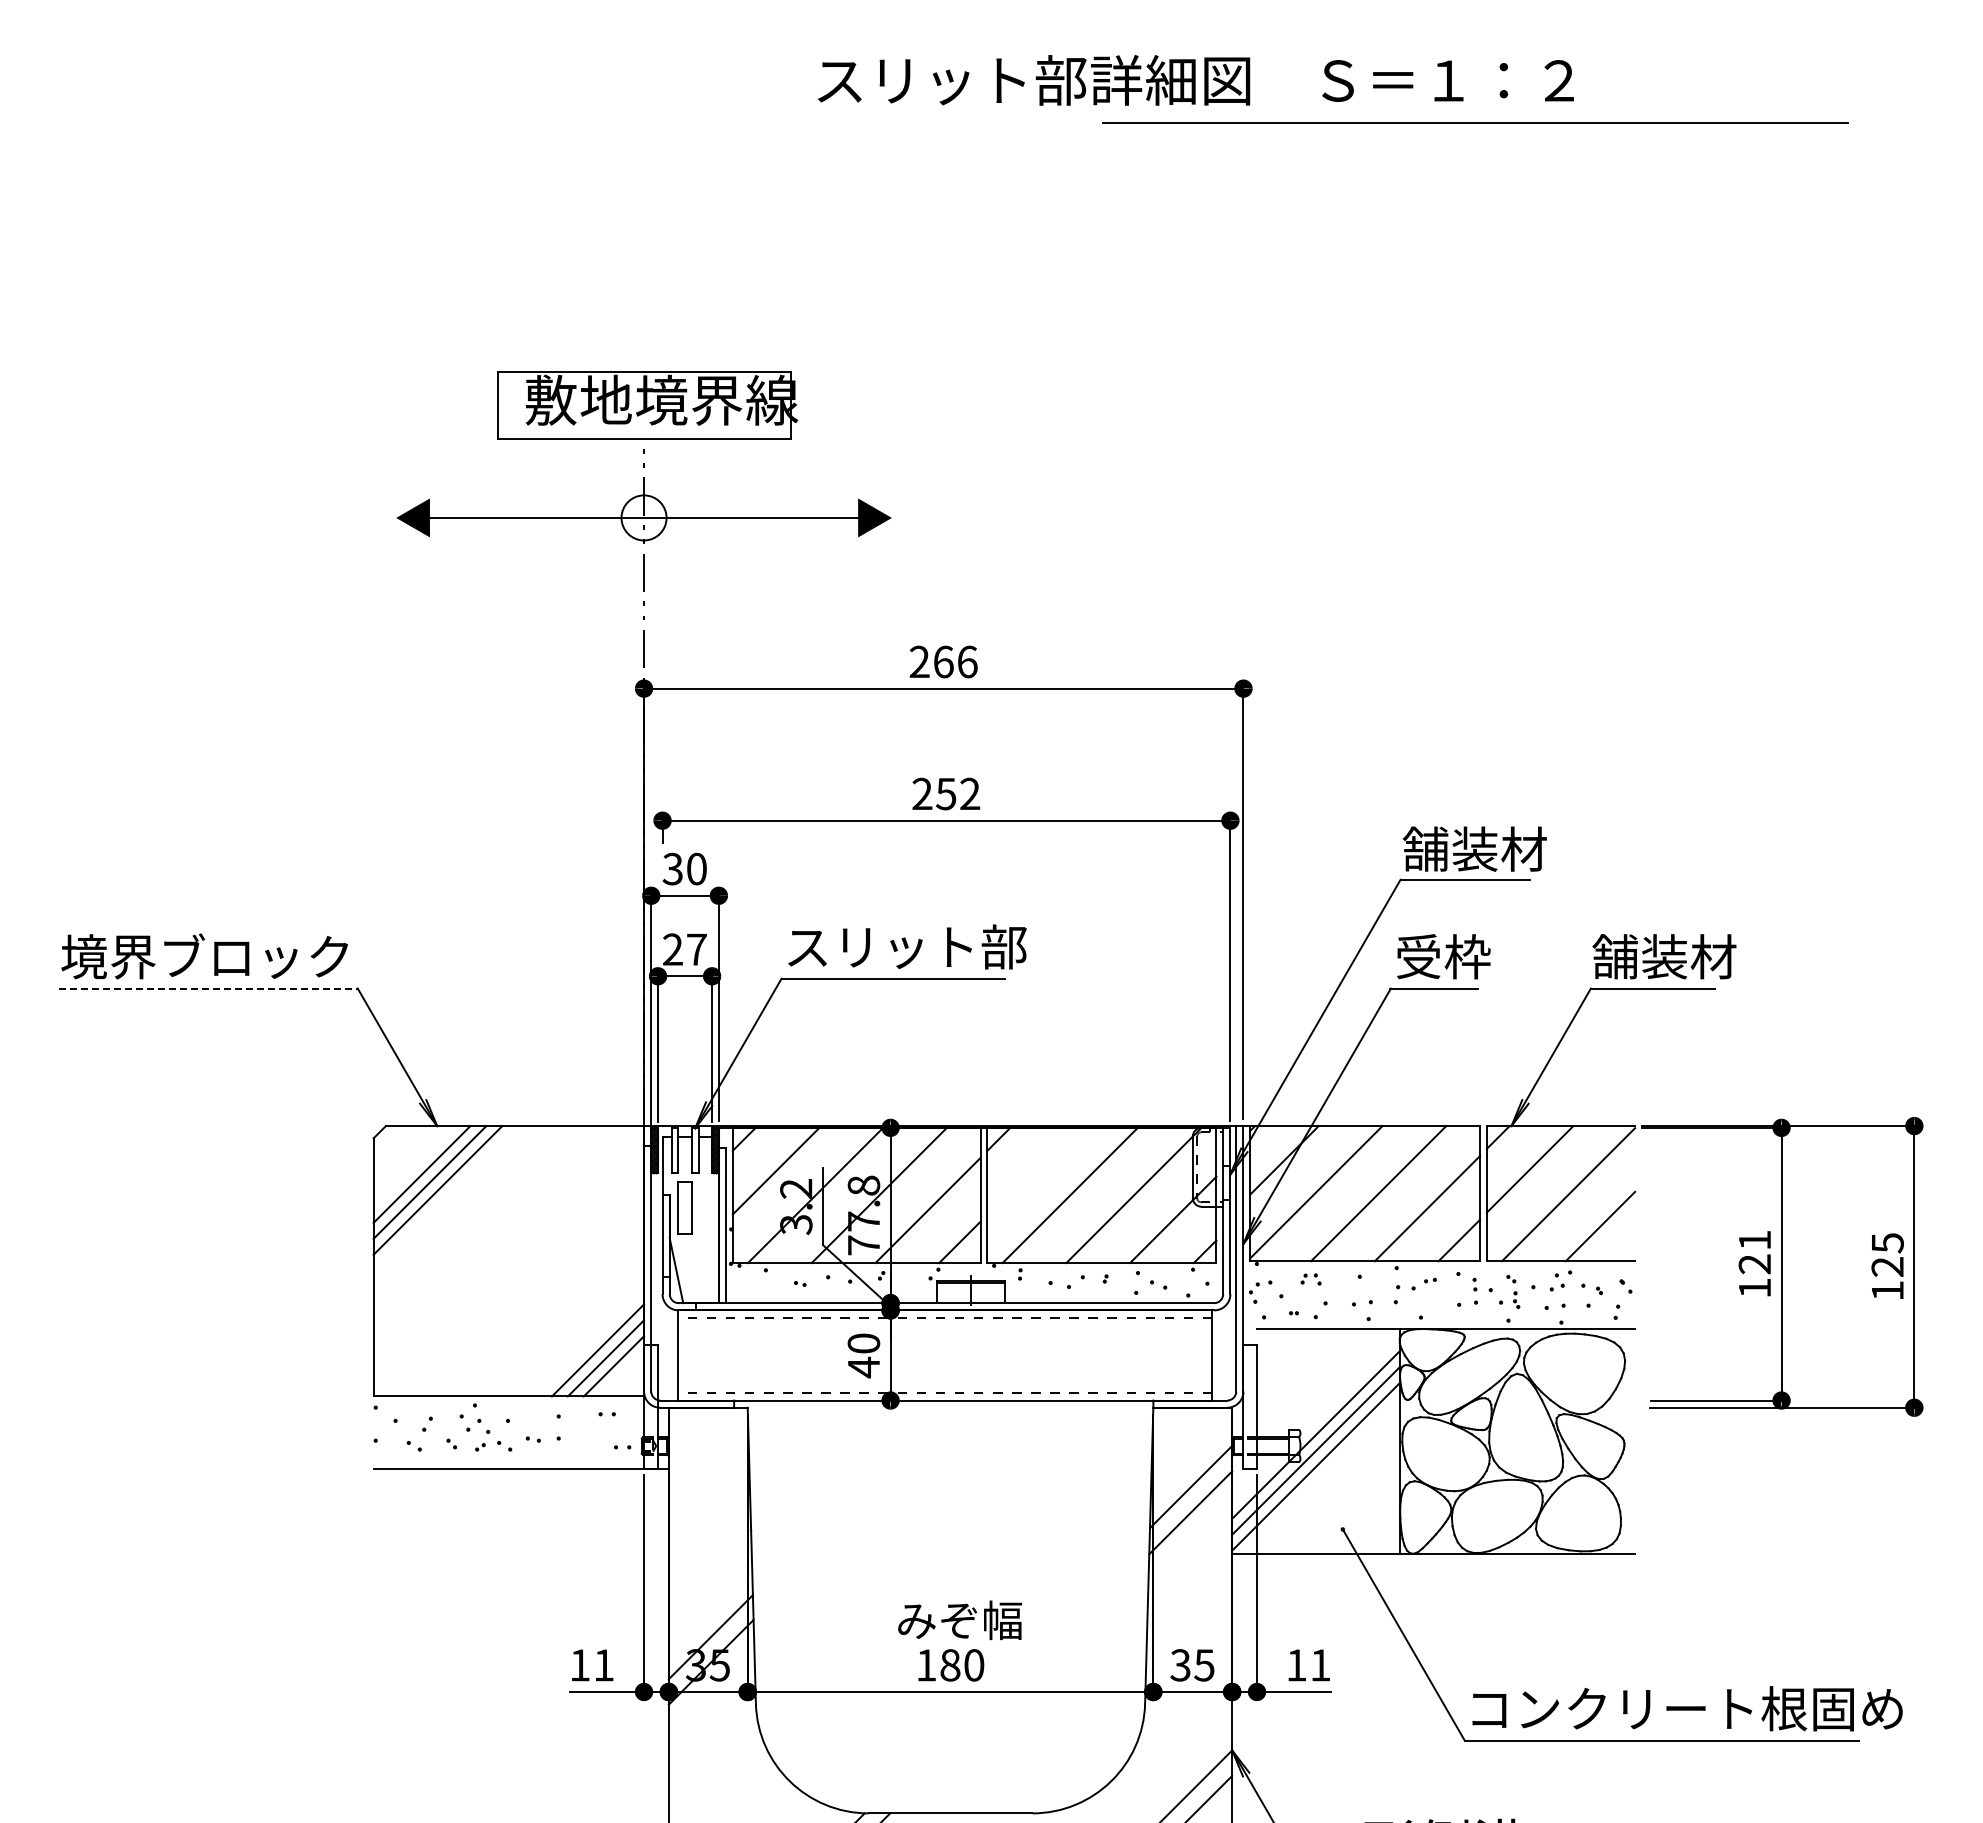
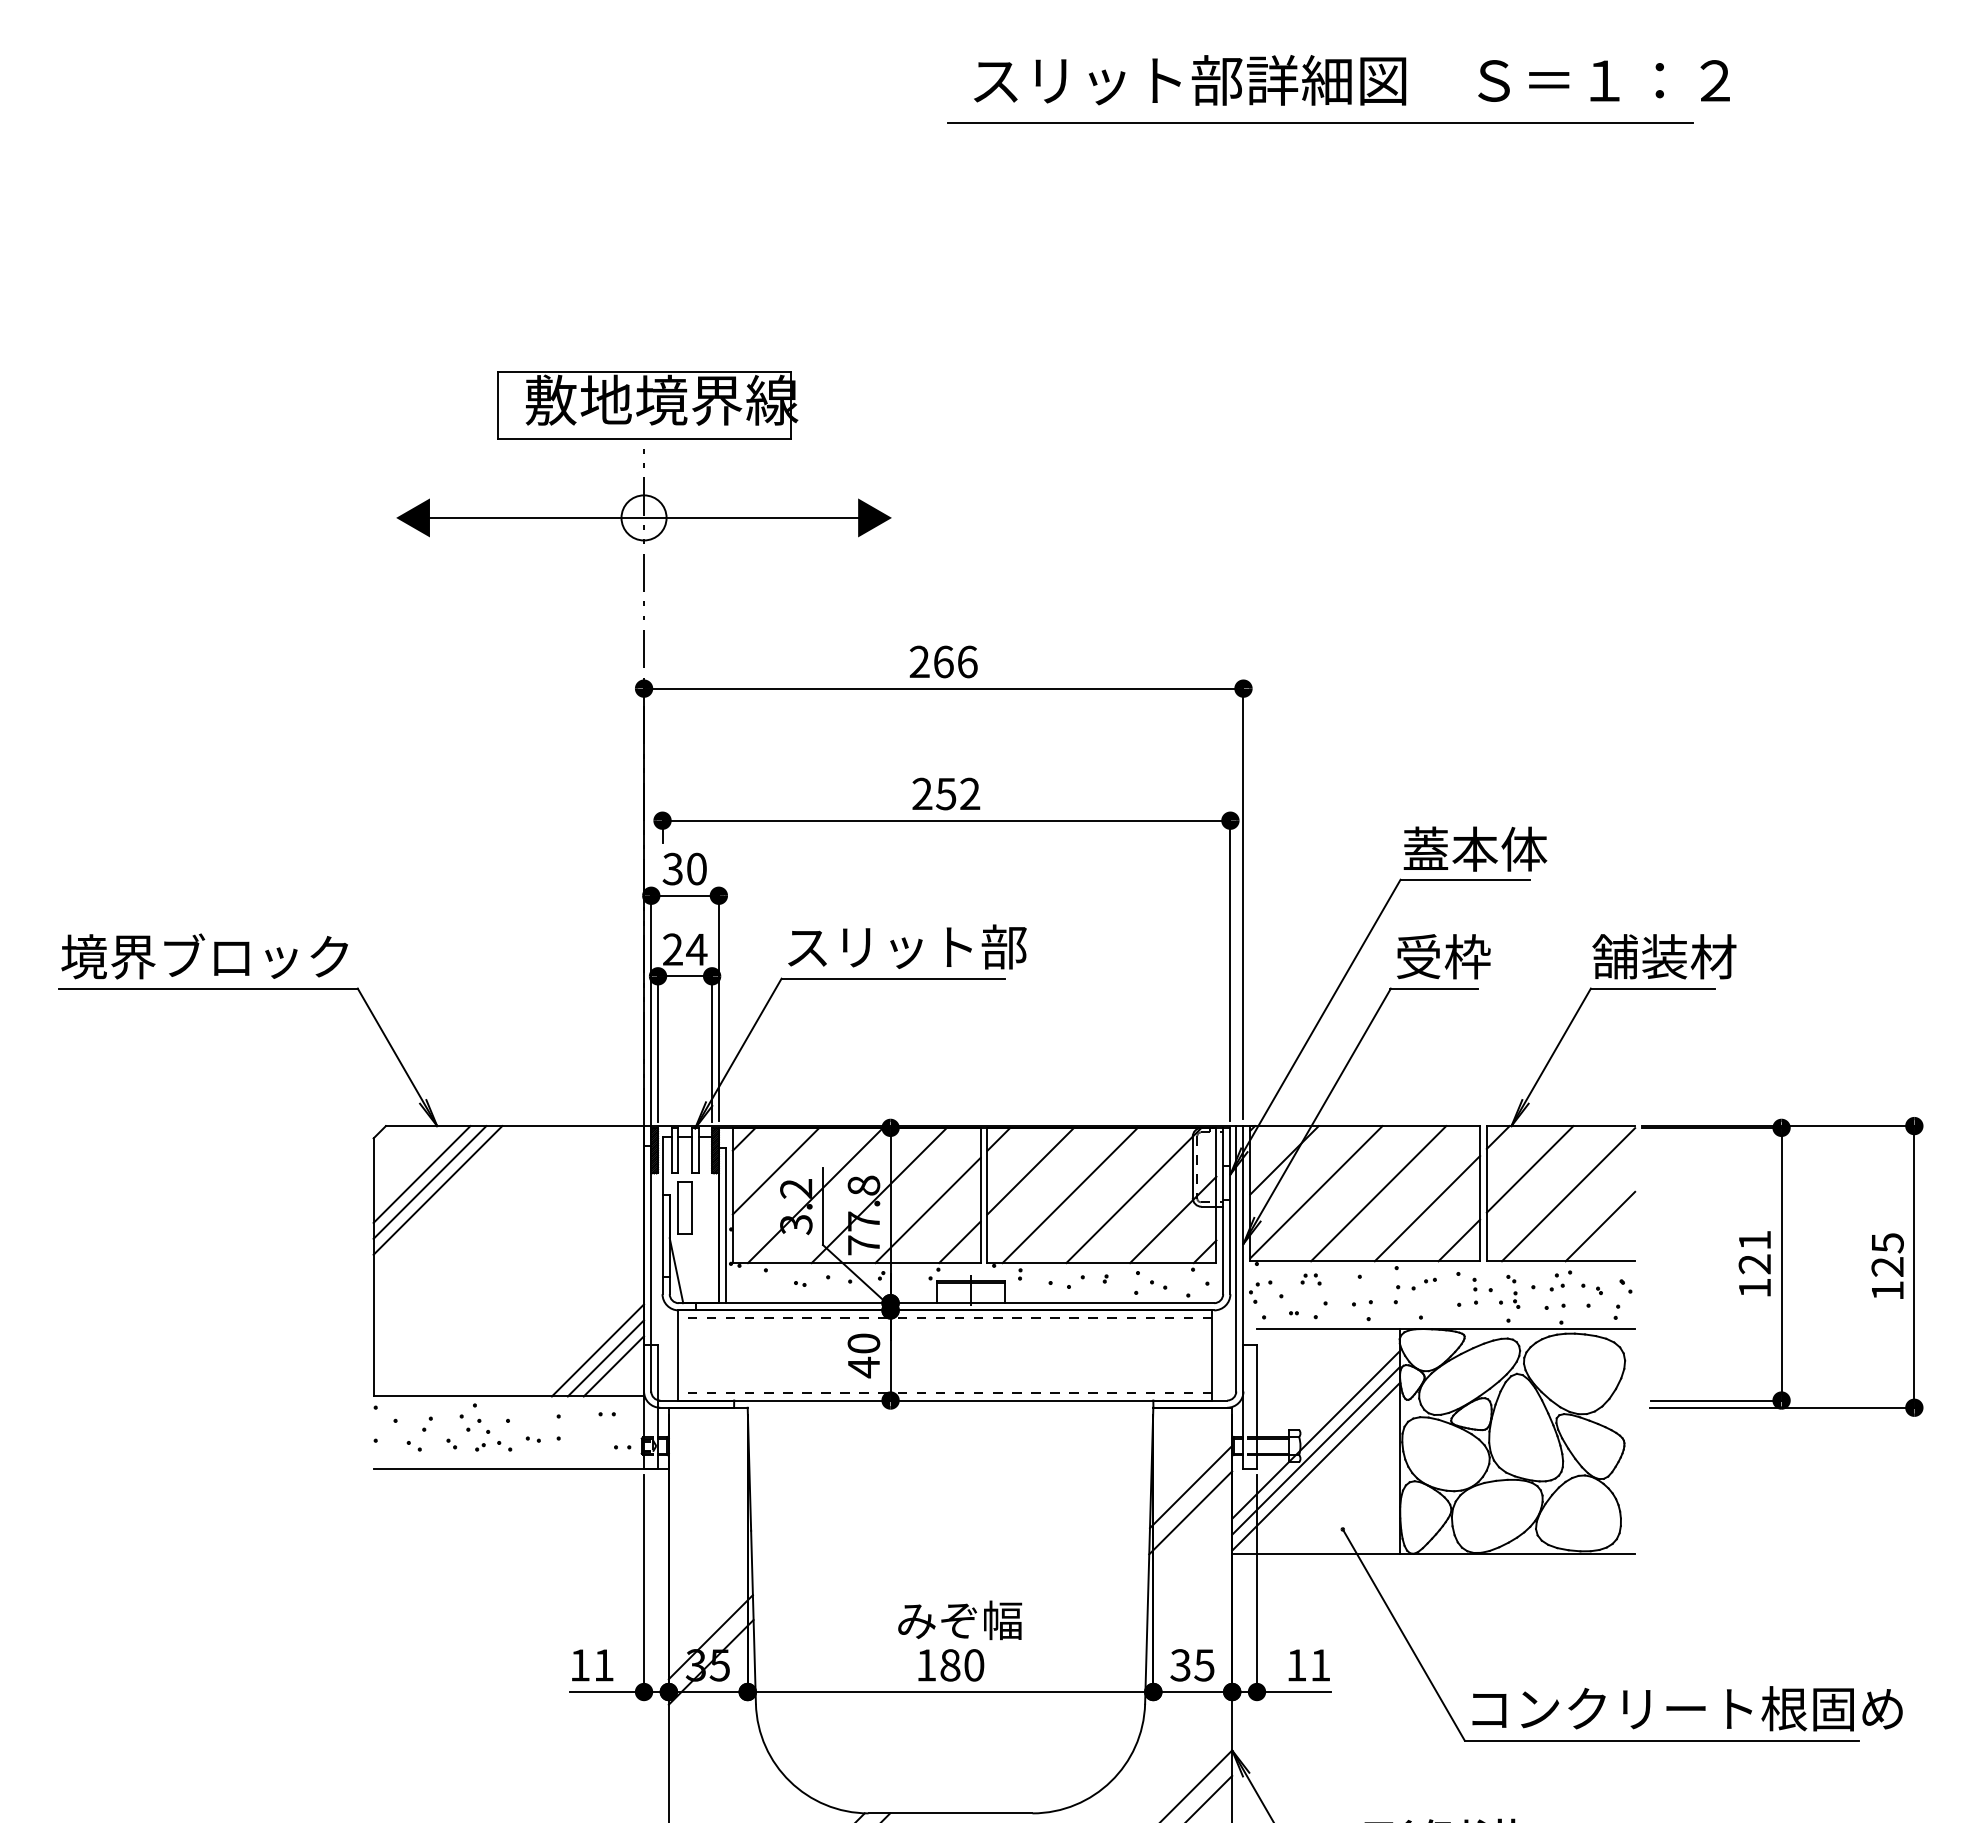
text position: (1195, 80) -> (1351, 80) (1351, 80)
line position: (1475, 122) -> (1320, 122) (1320, 122)
text: 舗装材 -> 蓋本体 (1474, 848)
text: 27 -> 24 (696, 949)
line: dashed -> solid (209, 988)
line: none -> present (1030, 1170)
